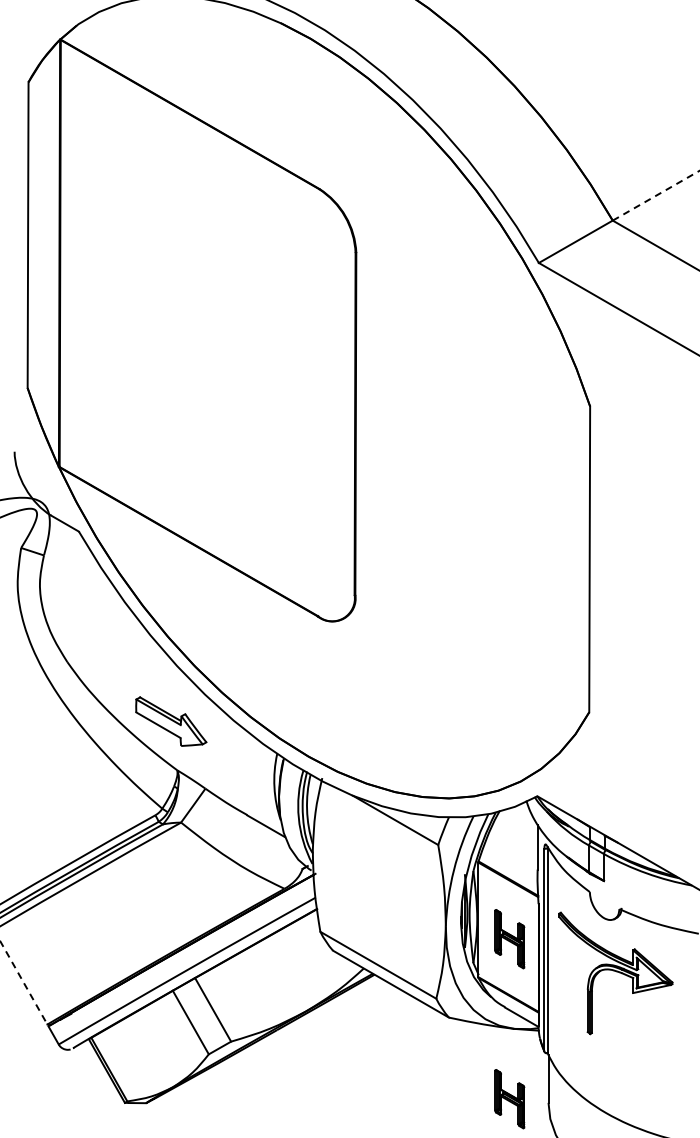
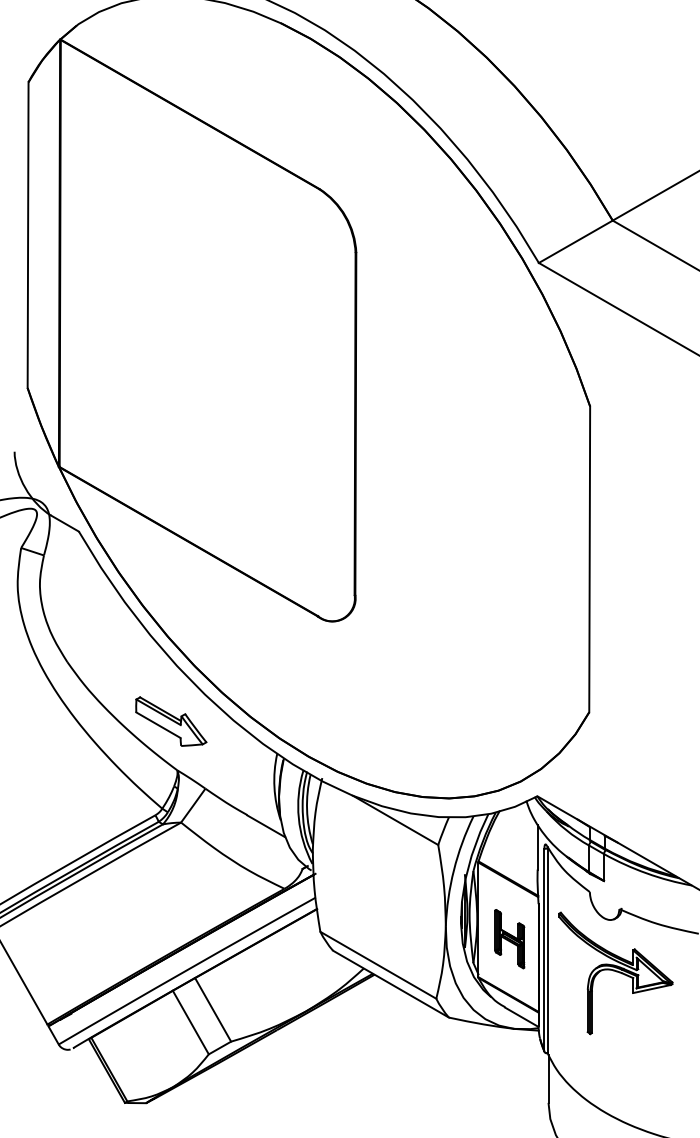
line: dashed -> solid (656, 195)
line: dashed -> solid (23, 982)
part: present -> none (509, 1099)
